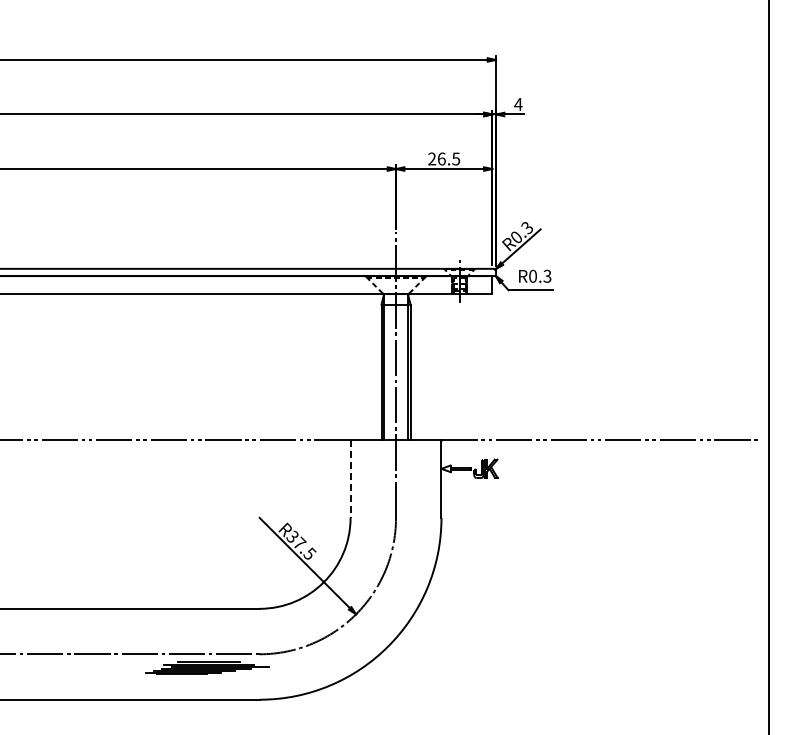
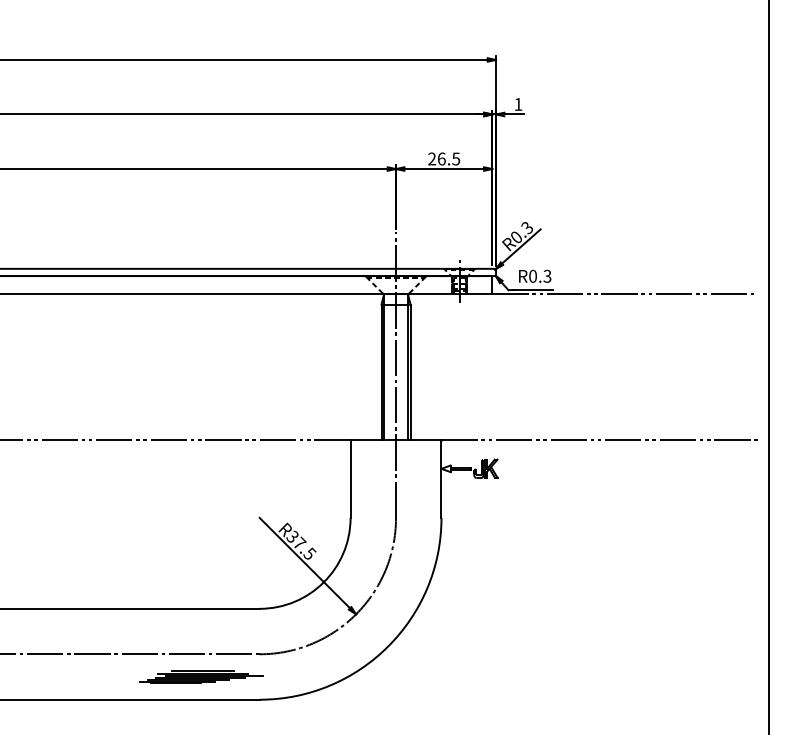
text: 4 -> 1 (518, 104)
line: none -> present (625, 294)
line: dashed -> solid (350, 479)
part position: (207, 667) -> (201, 676) (201, 676)
